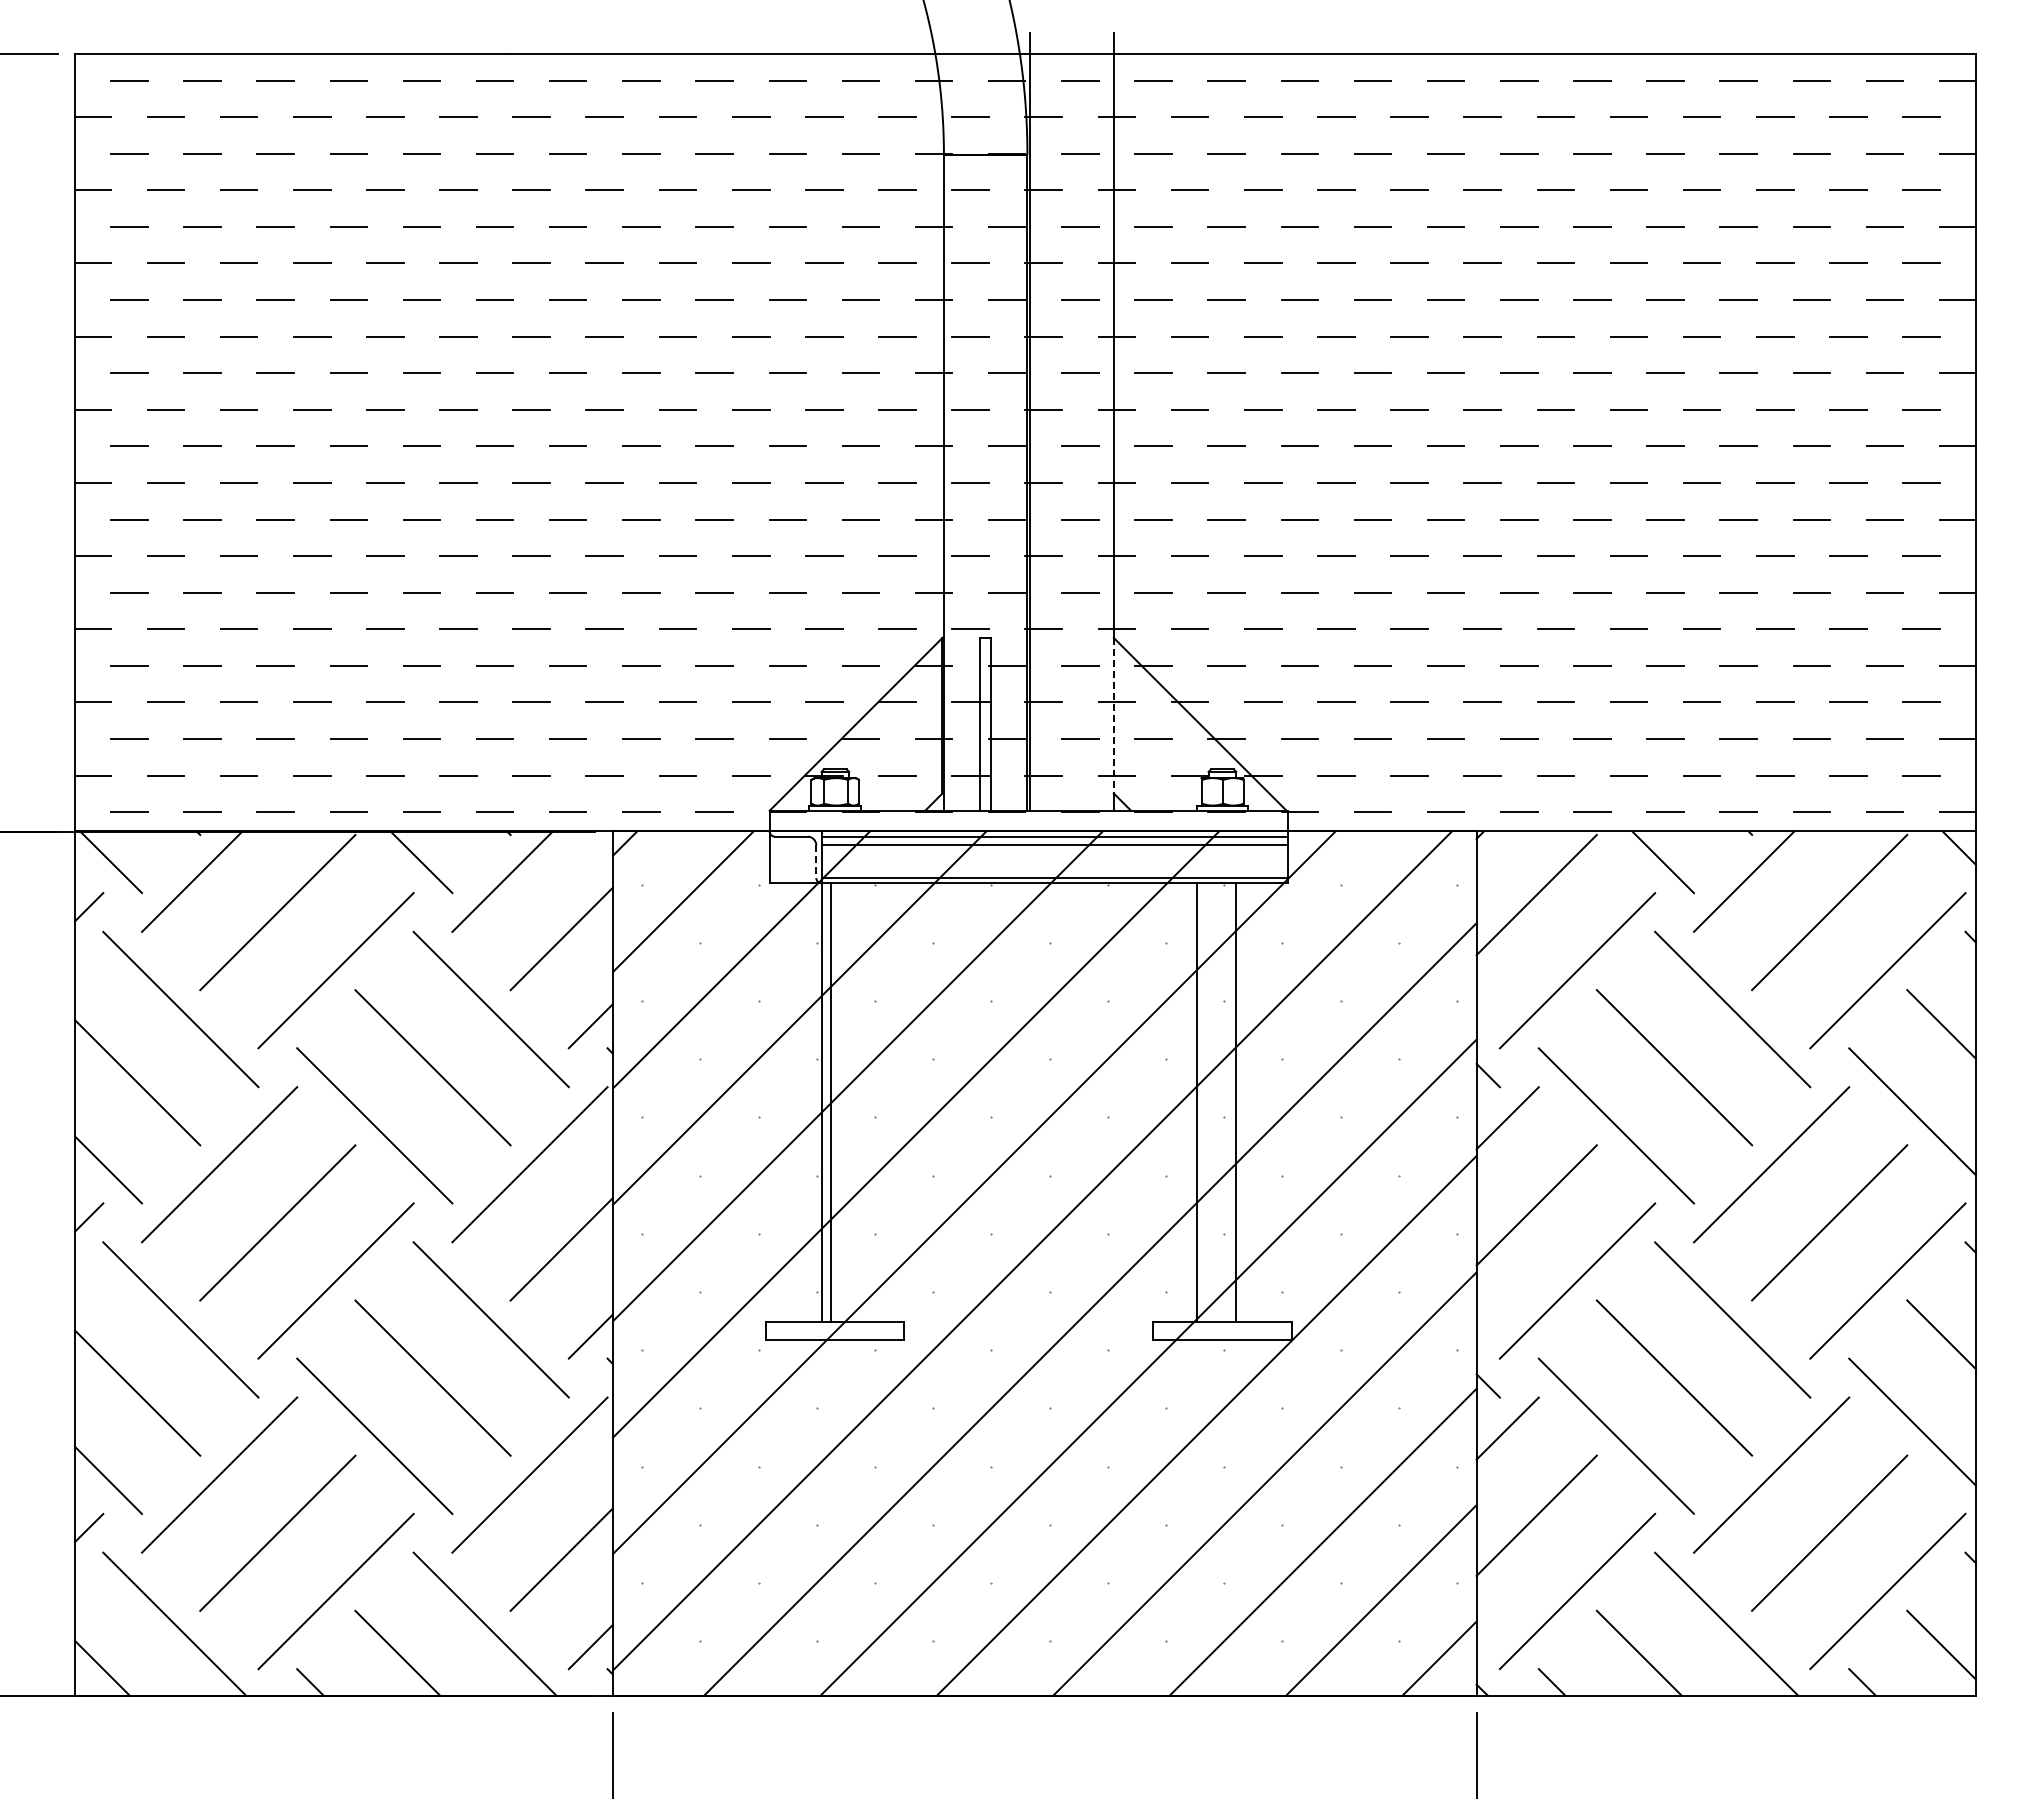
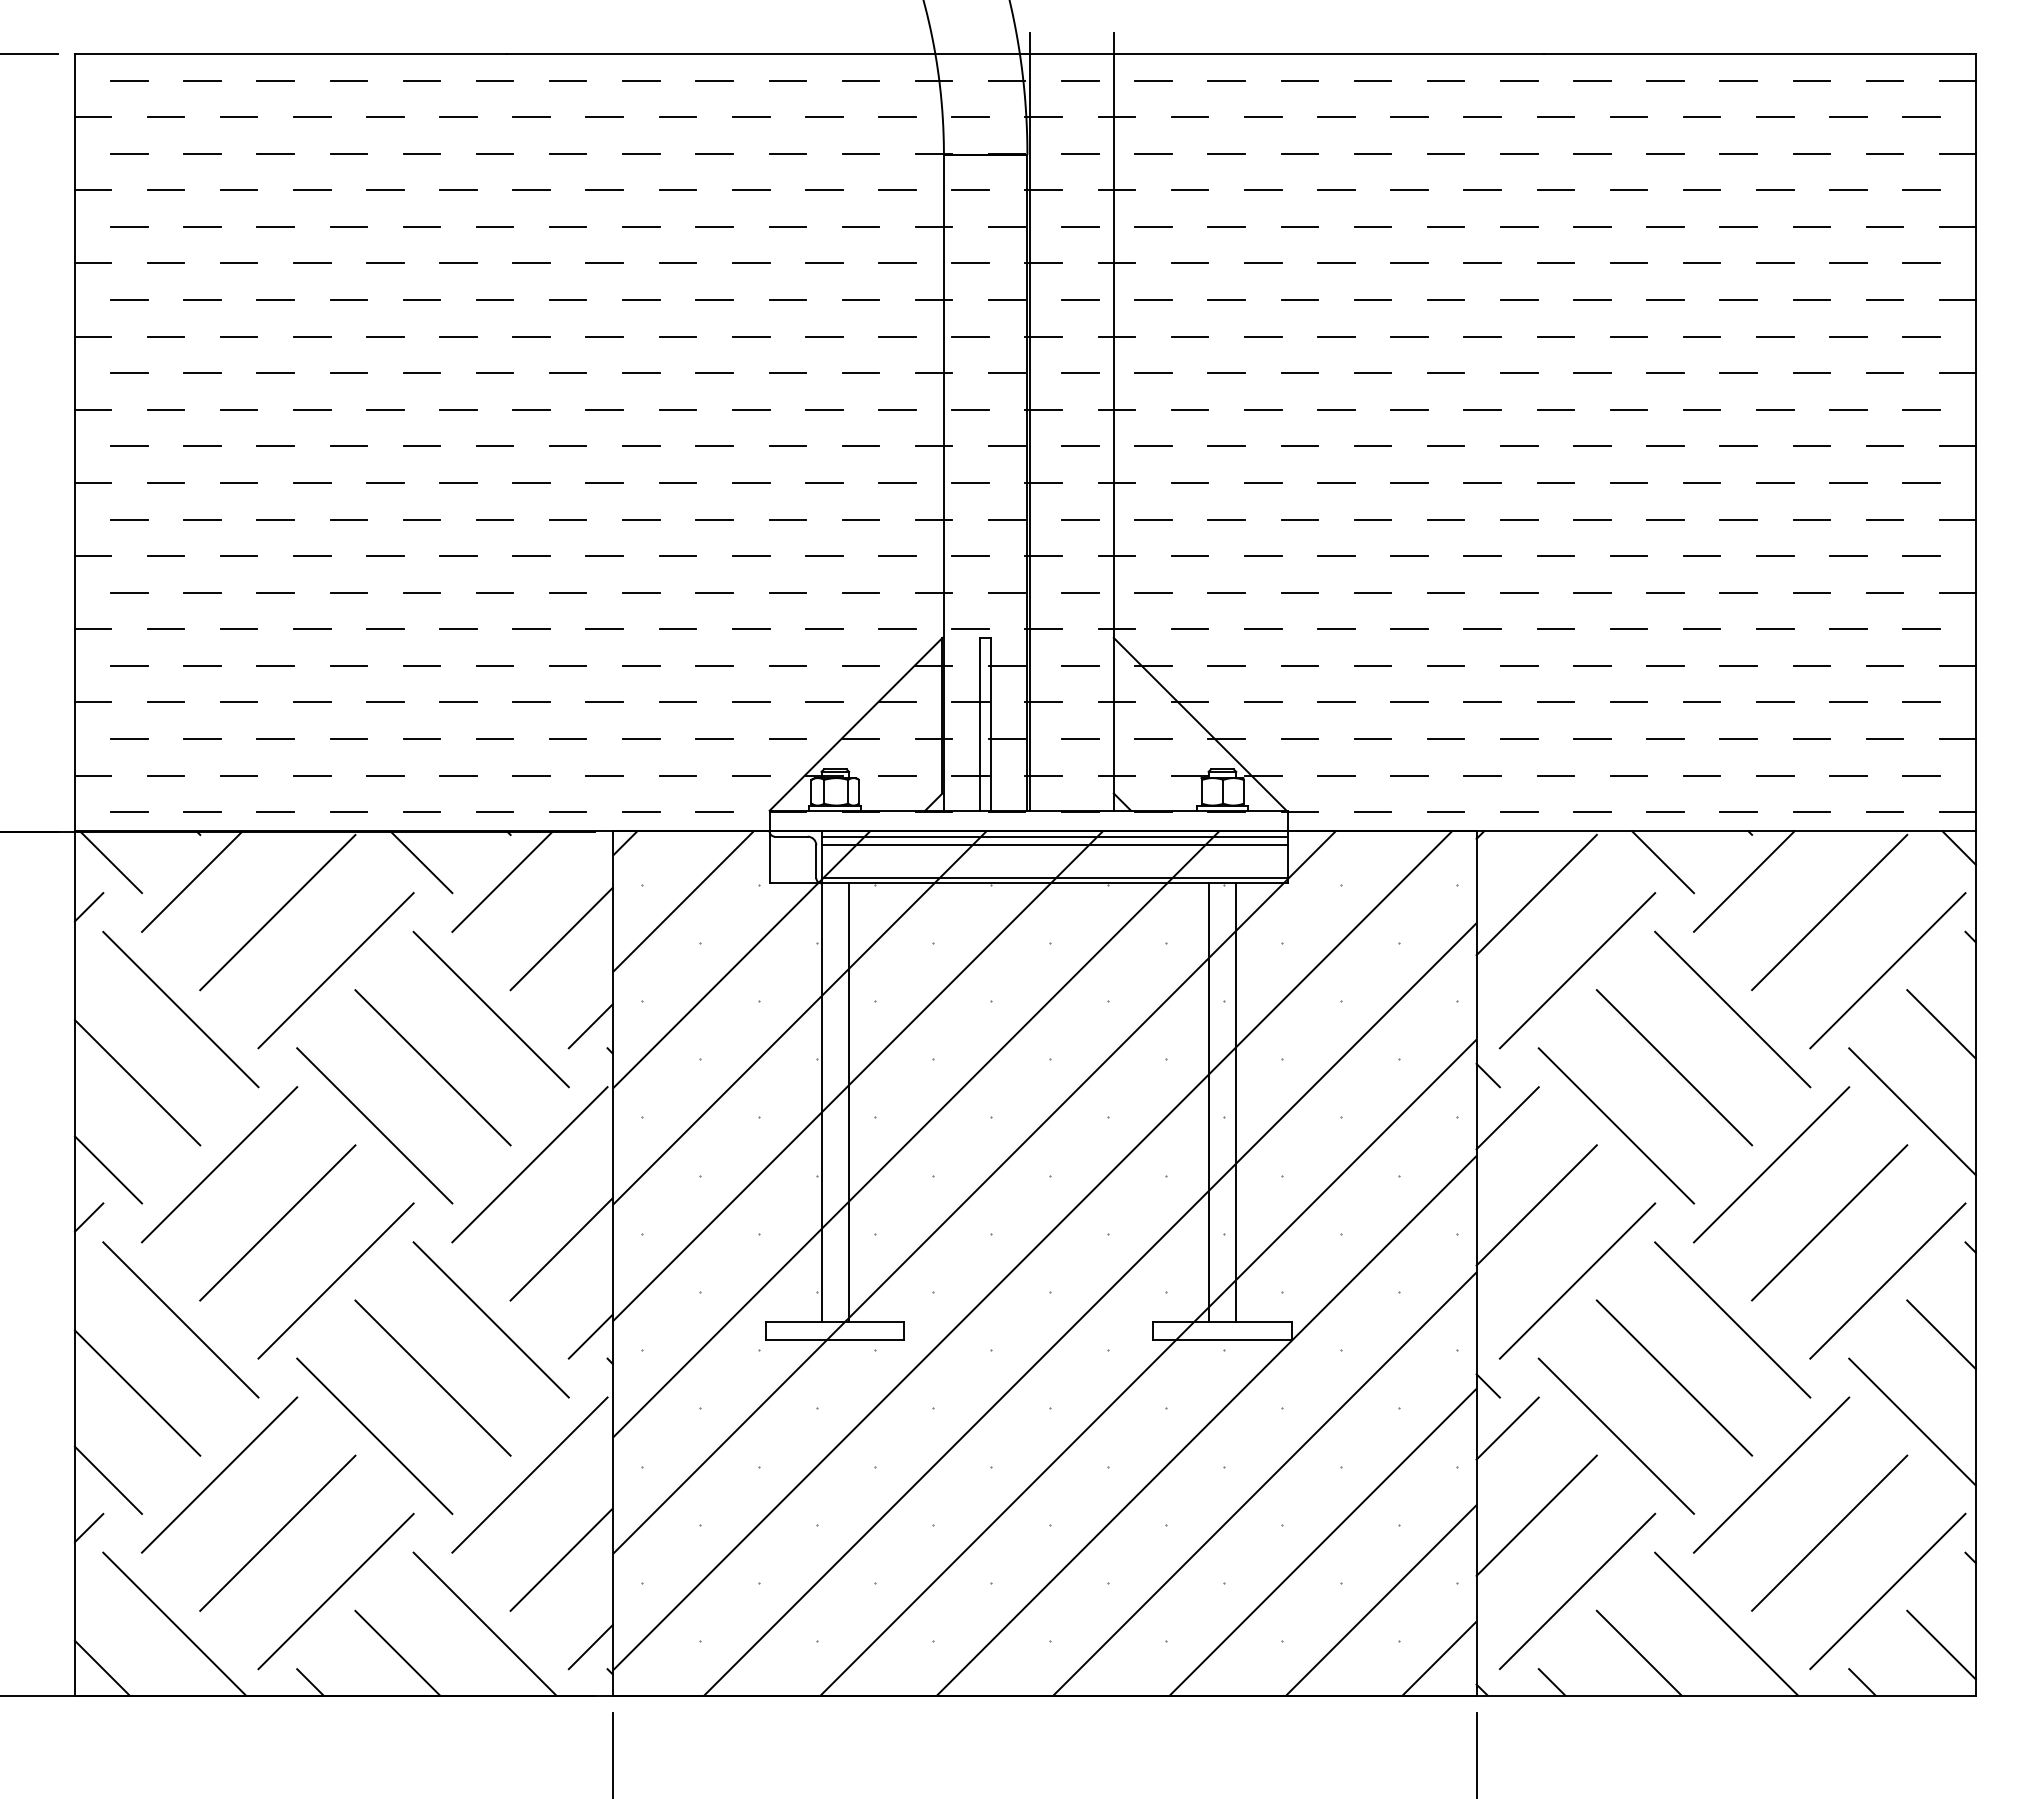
line: dashed -> solid (1113, 715)
line: dashed -> solid (816, 862)
line position: (831, 1102) -> (849, 1102) (849, 1102)
line position: (1196, 1102) -> (1208, 1102) (1208, 1102)
